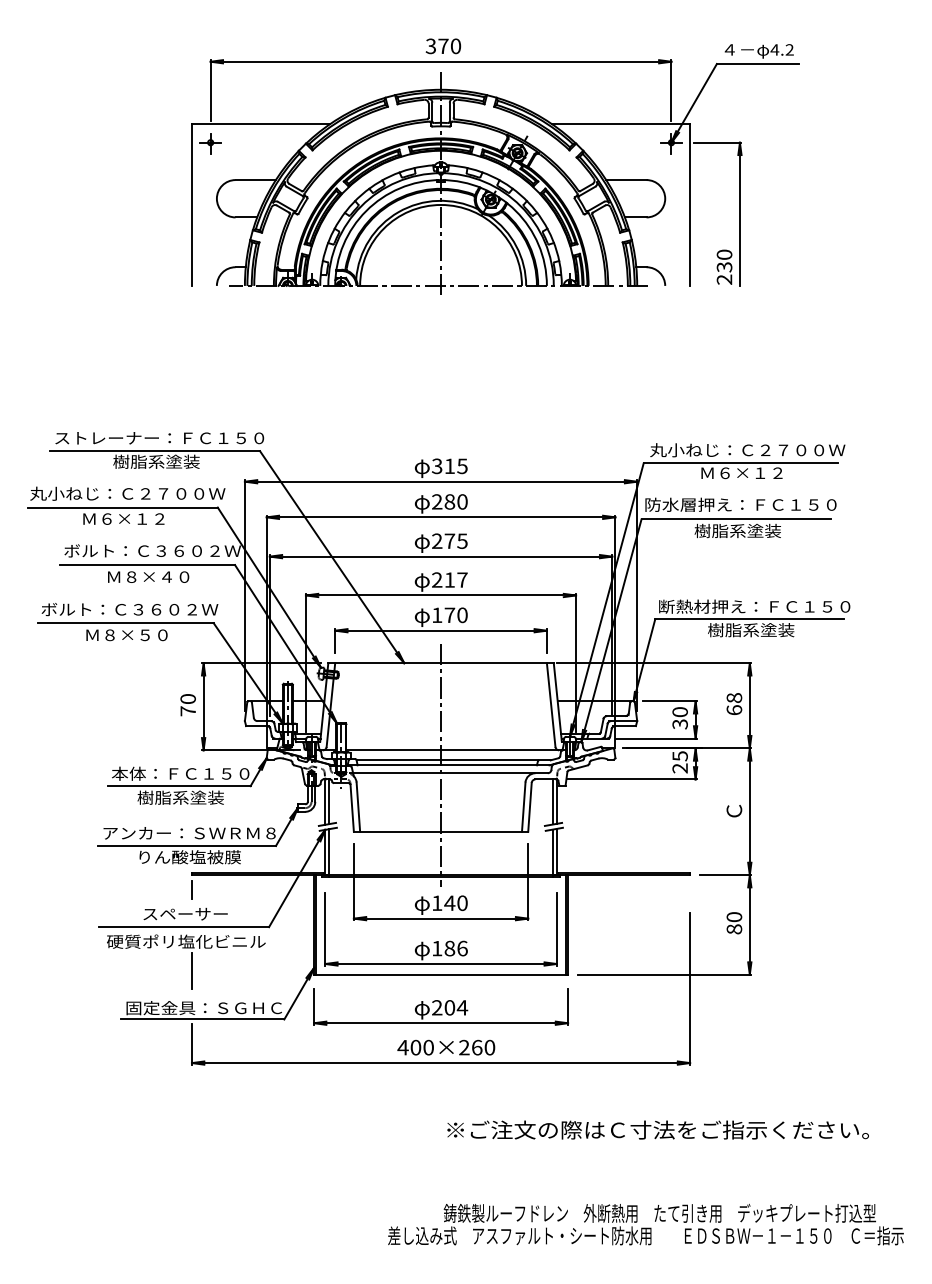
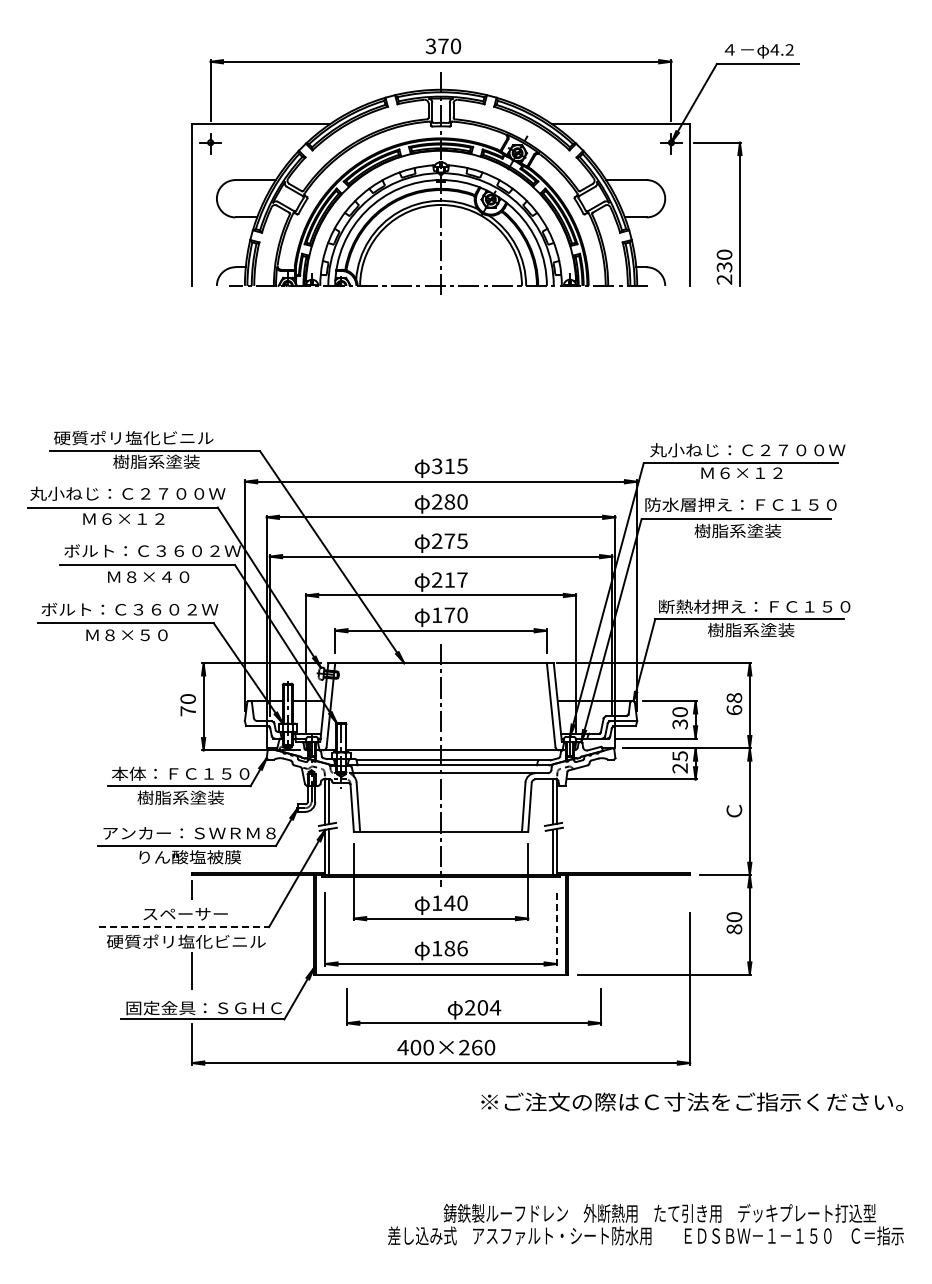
text: ストレーナー：ＦＣ１５０ -> 硬質ポリ塩化ビニル (159, 438)
line: solid -> dashed (184, 927)
line: solid -> dashed (556, 929)
part position: (441, 1006) -> (474, 1006) (474, 1006)
text position: (657, 1129) -> (691, 1101) (691, 1101)
